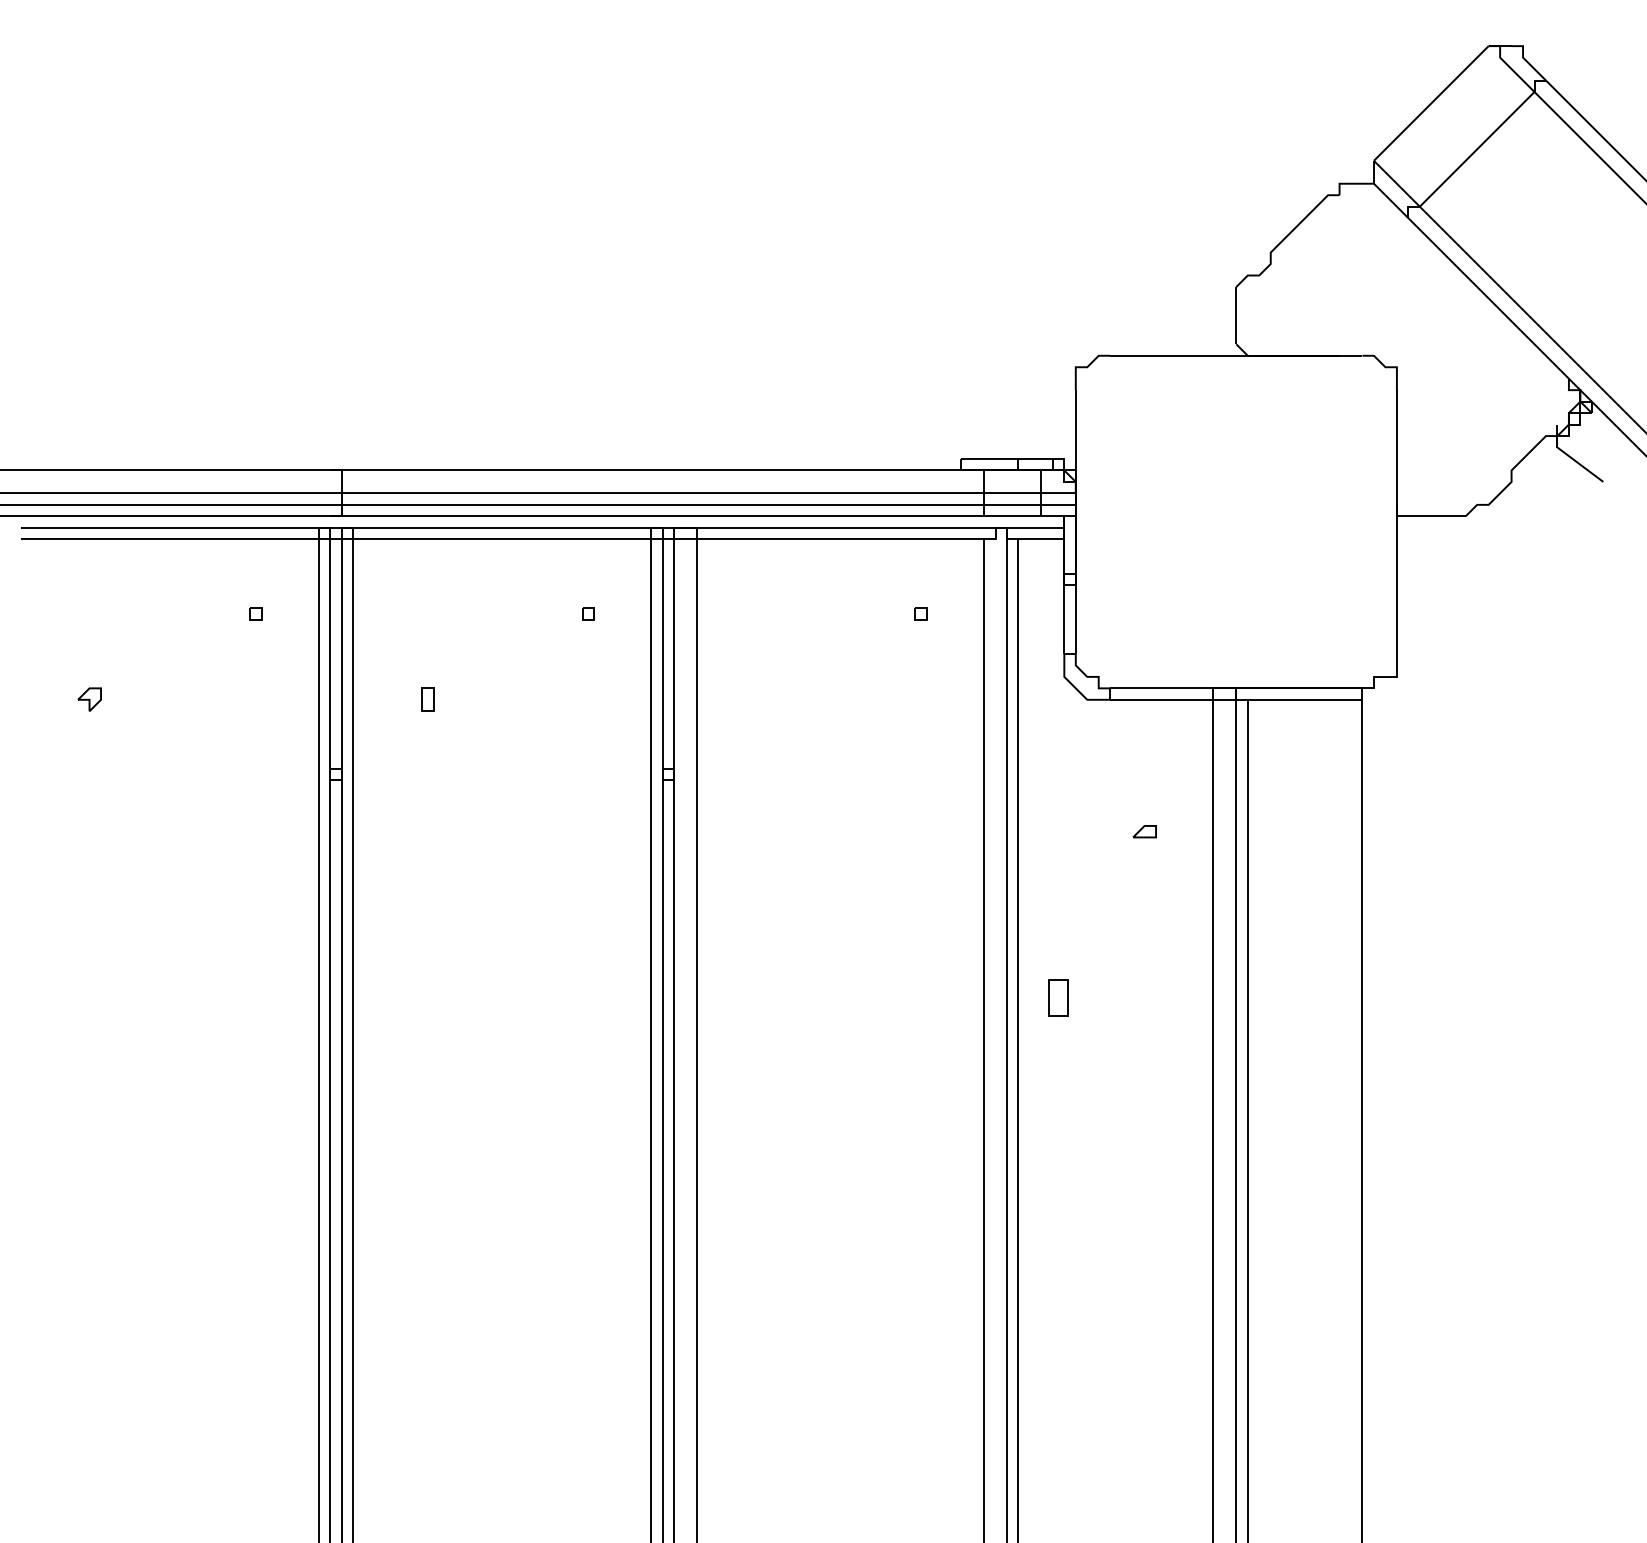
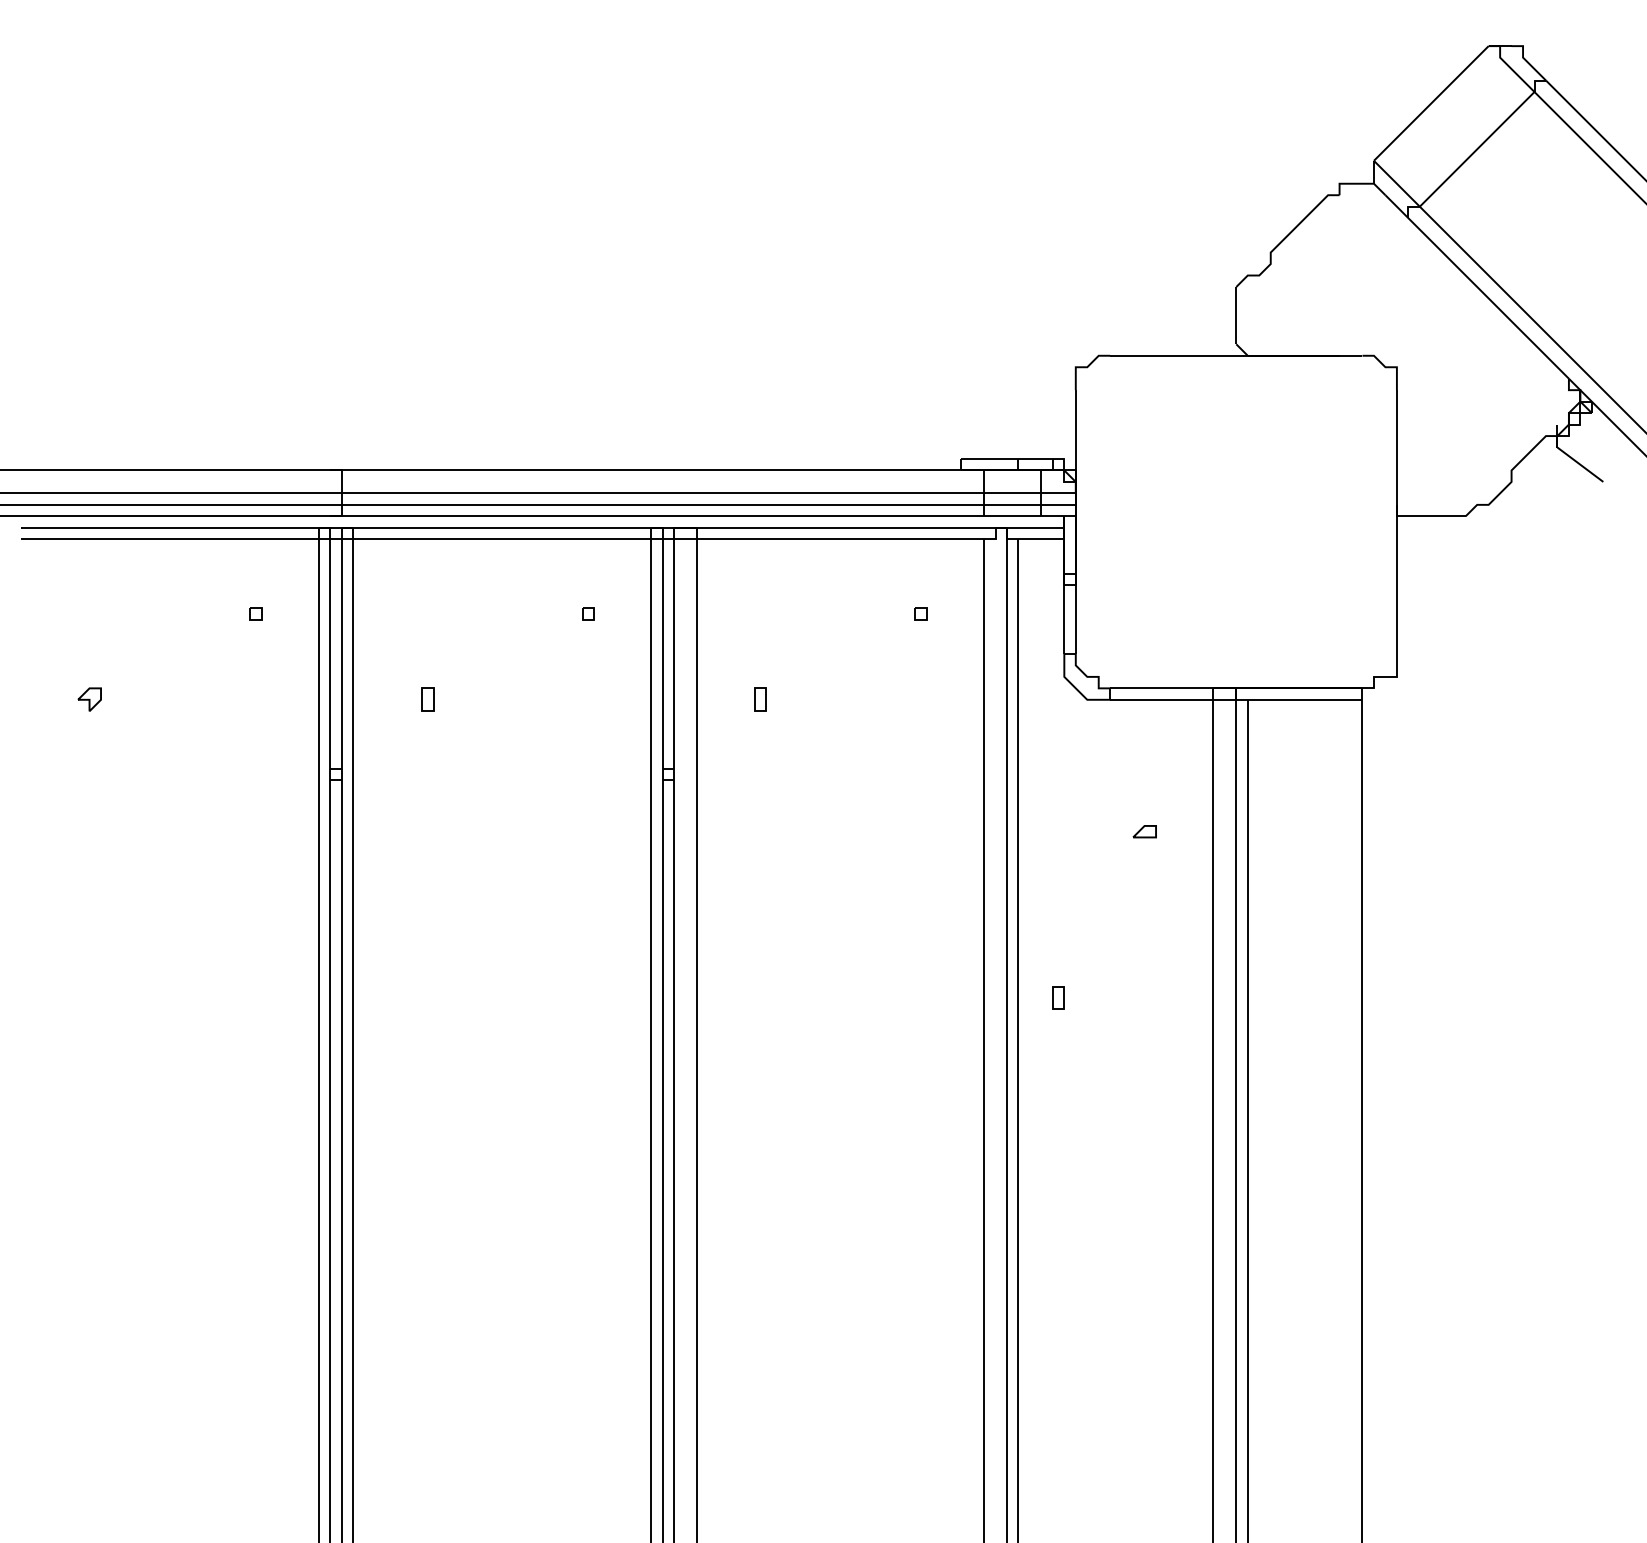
part: none -> present (760, 699)
part size: 21x38 px -> 13x24 px (1058, 997)
